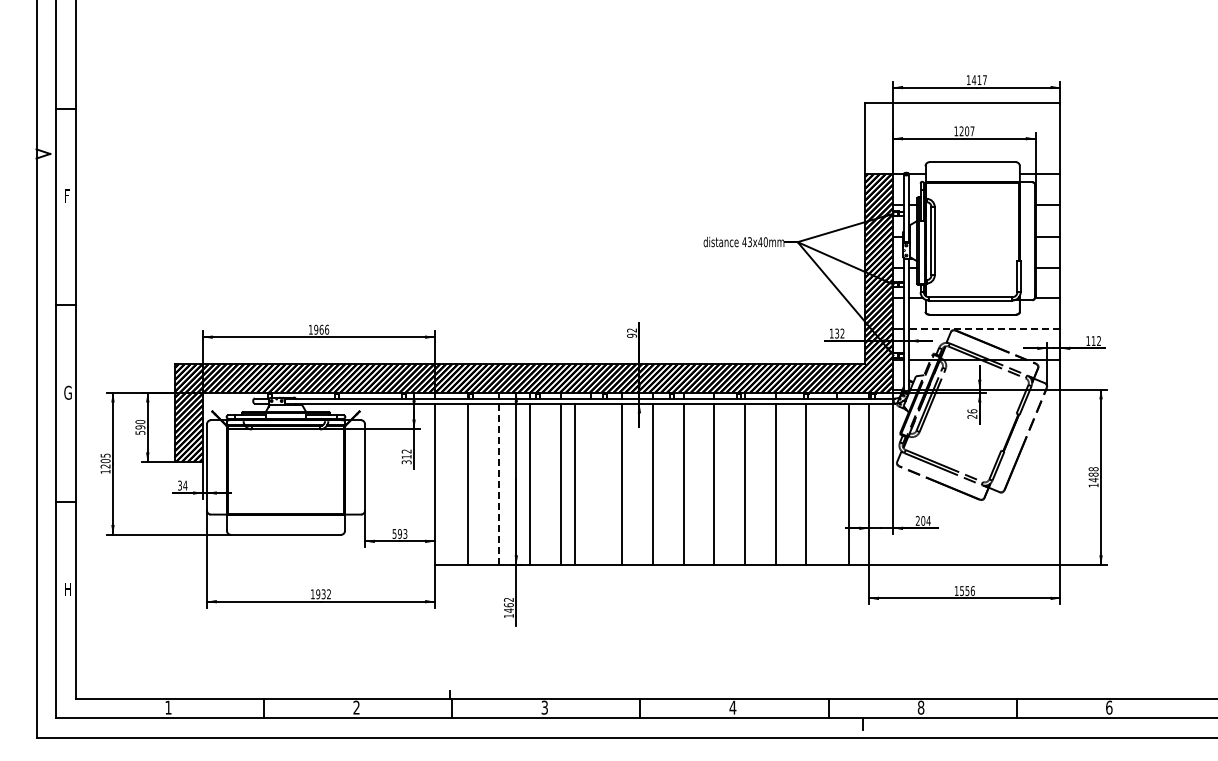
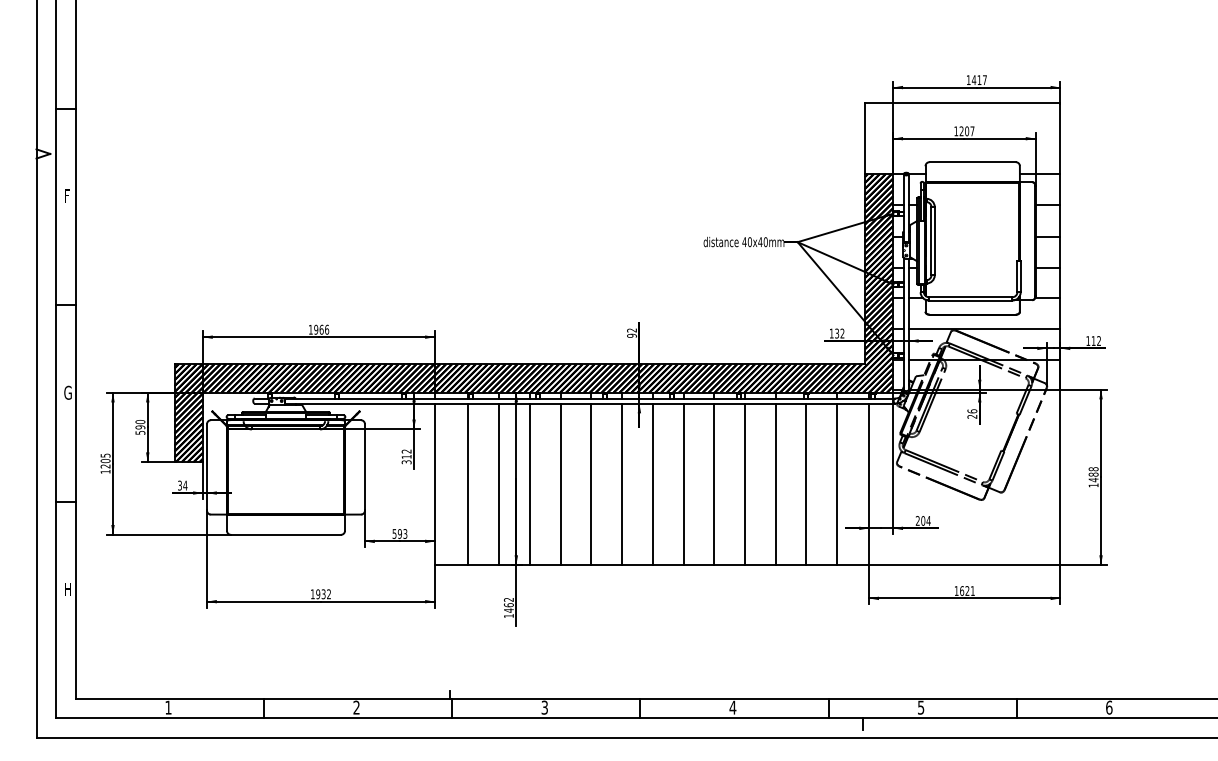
text: 43x40mm -> 40x40mm (749, 241)
line: dashed -> solid (984, 328)
line: dashed -> solid (499, 484)
line position: (575, 484) -> (591, 484) (591, 484)
line position: (849, 484) -> (837, 484) (837, 484)
text: 1556 -> 1621 (967, 590)
text: 8 -> 5 (920, 707)
